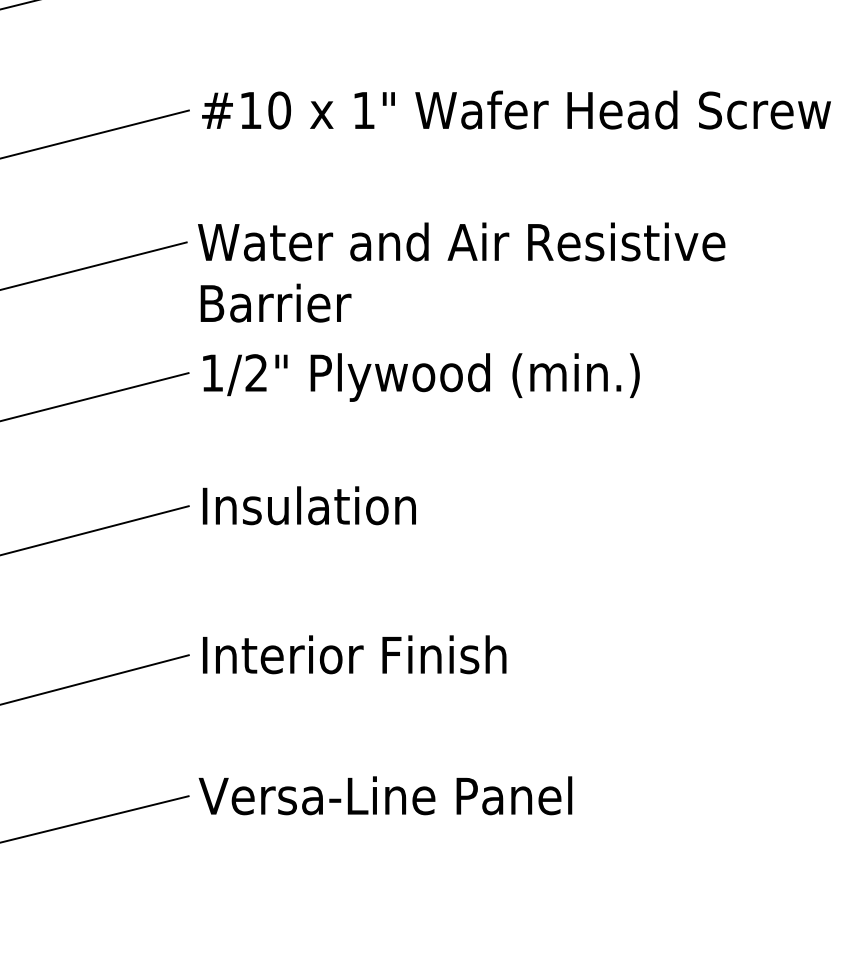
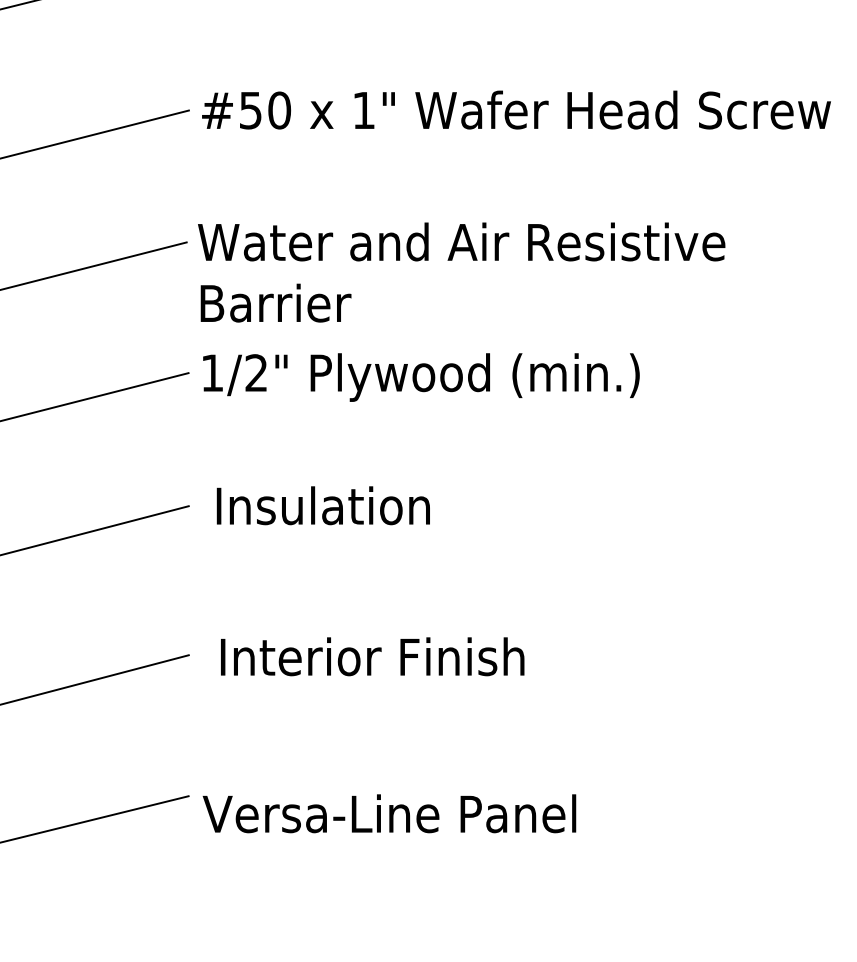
text: #10 -> #50 (250, 110)
text position: (308, 505) -> (322, 505) (322, 505)
text position: (354, 654) -> (372, 656) (372, 656)
text position: (385, 795) -> (389, 813) (389, 813)
